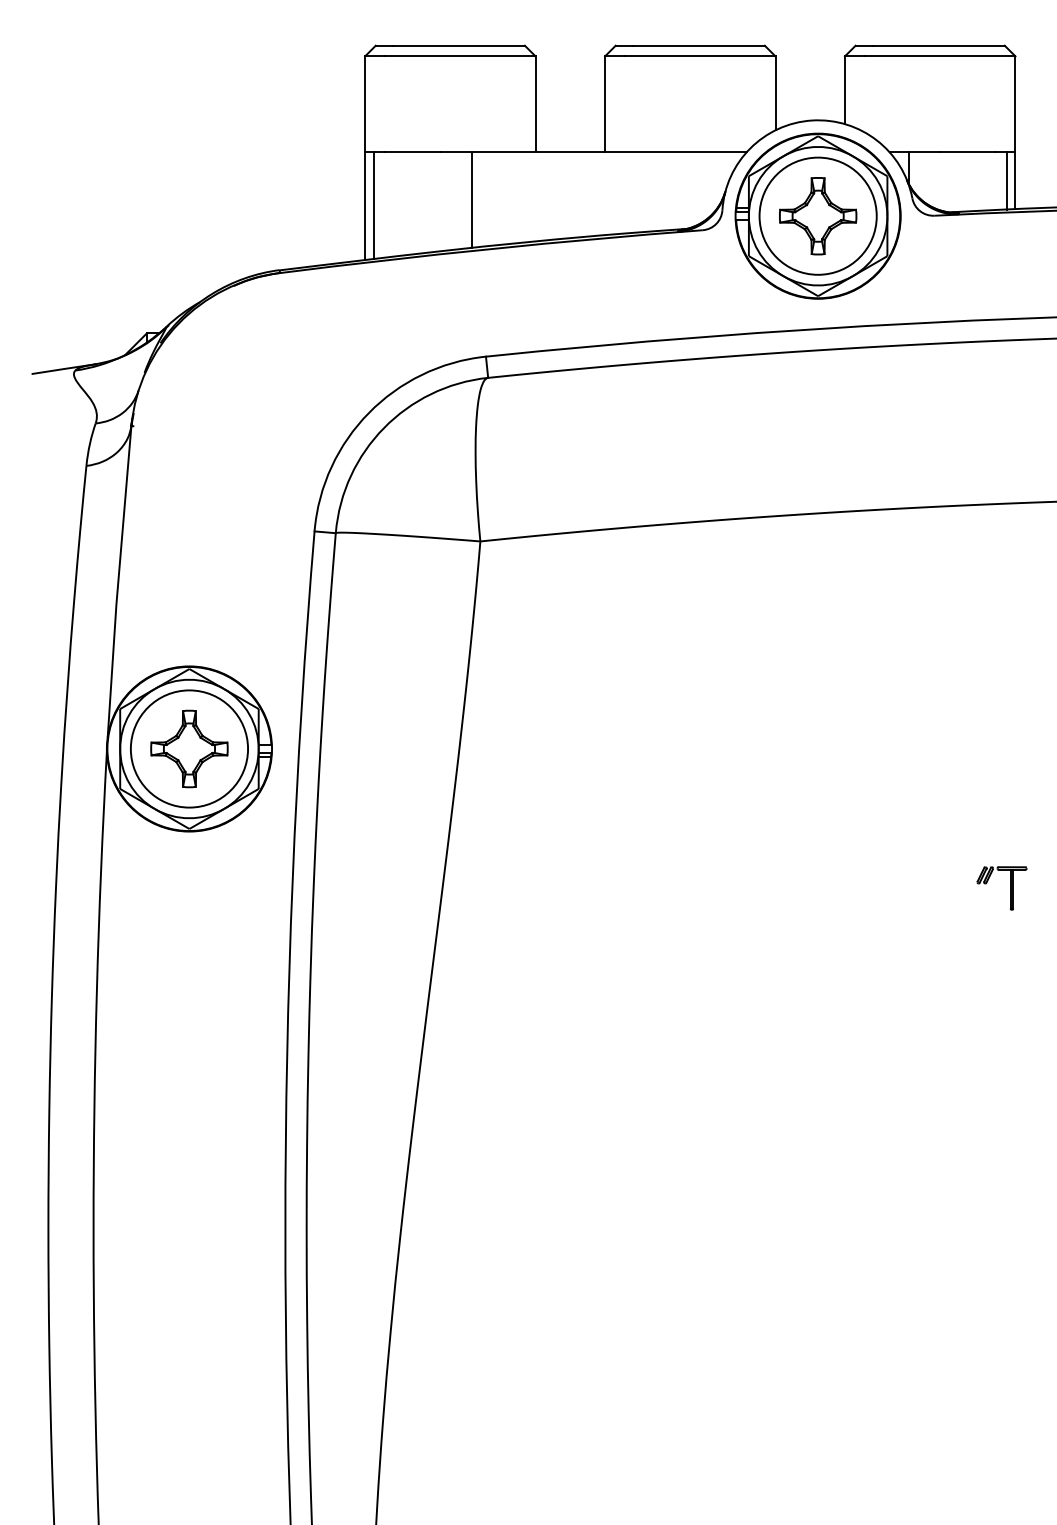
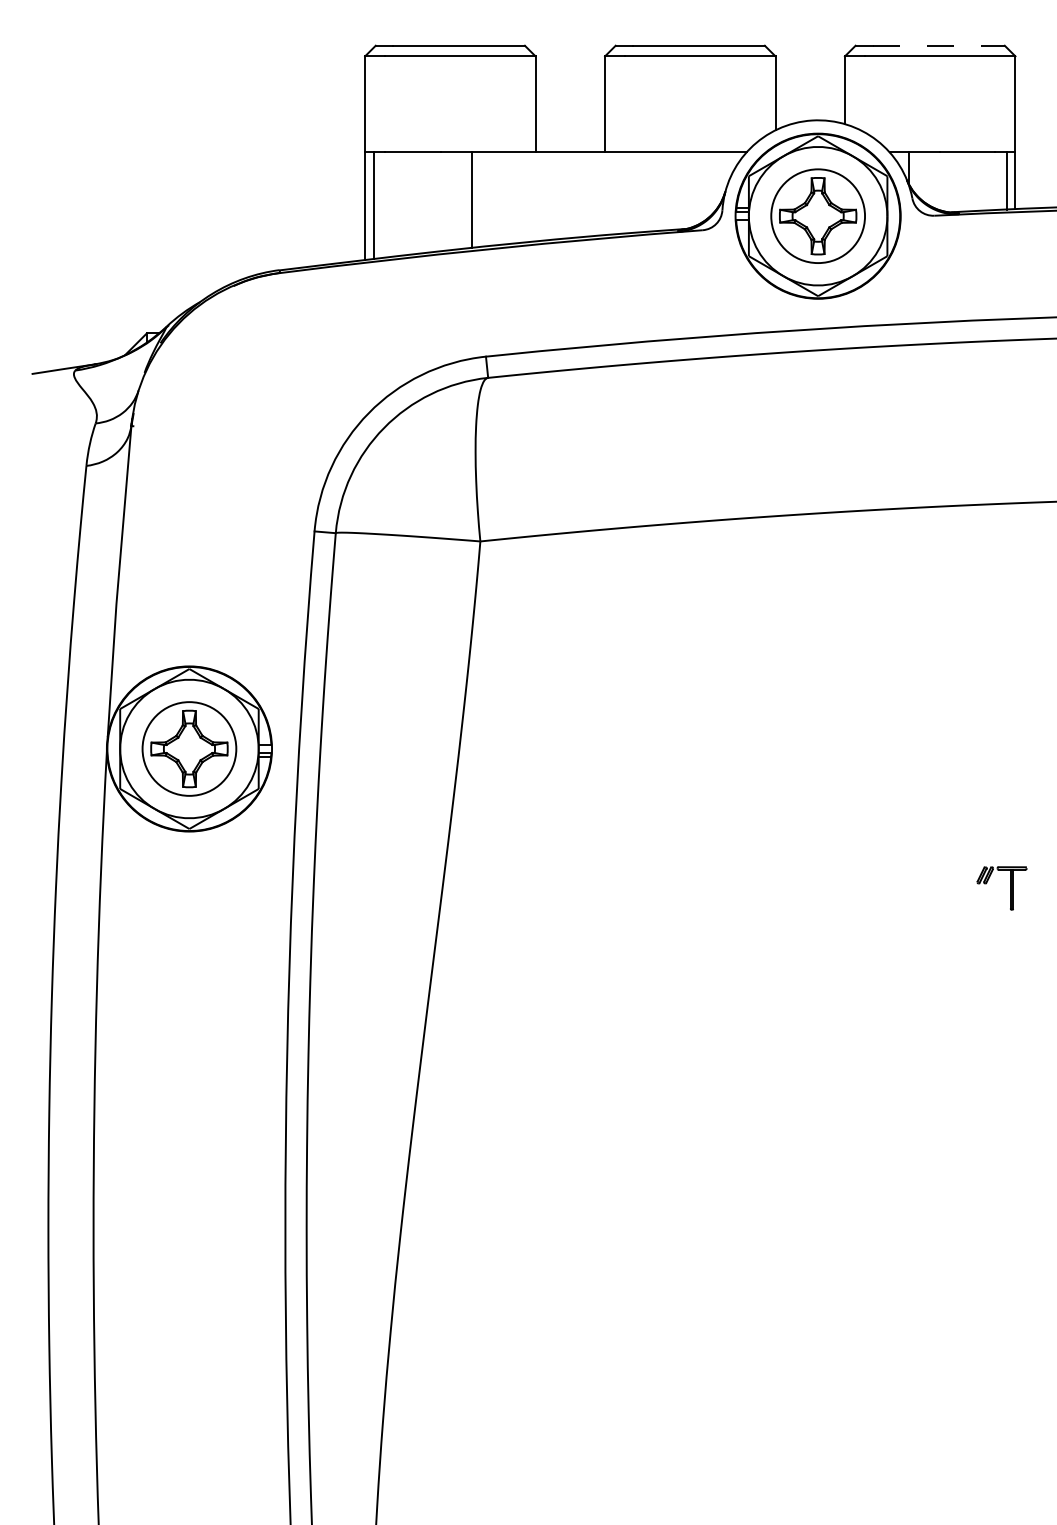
line: solid -> dashed (939, 45)
circle diameter: 117 px -> 94 px (818, 216)
circle diameter: 117 px -> 94 px (189, 748)
